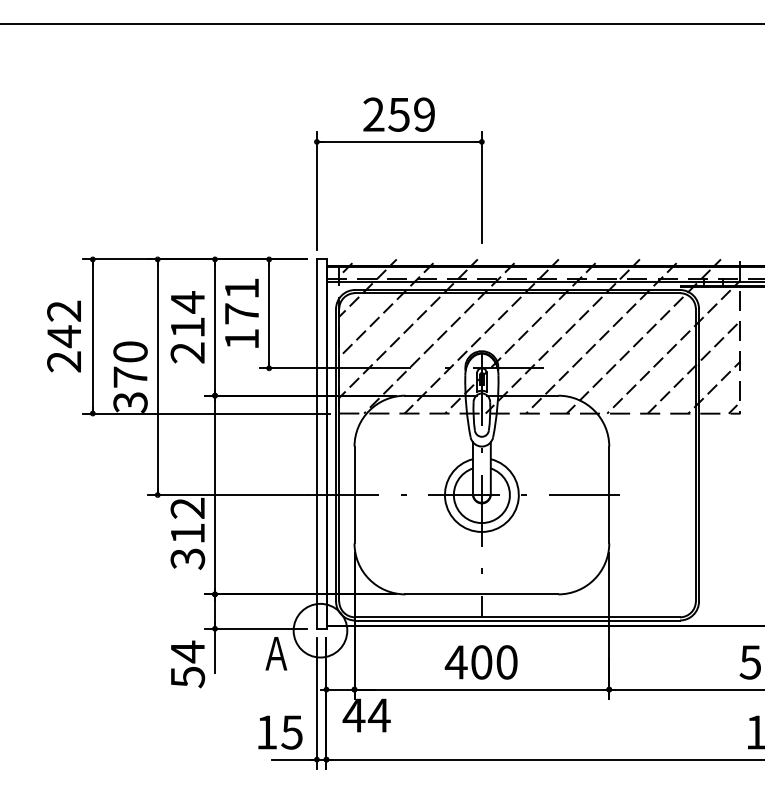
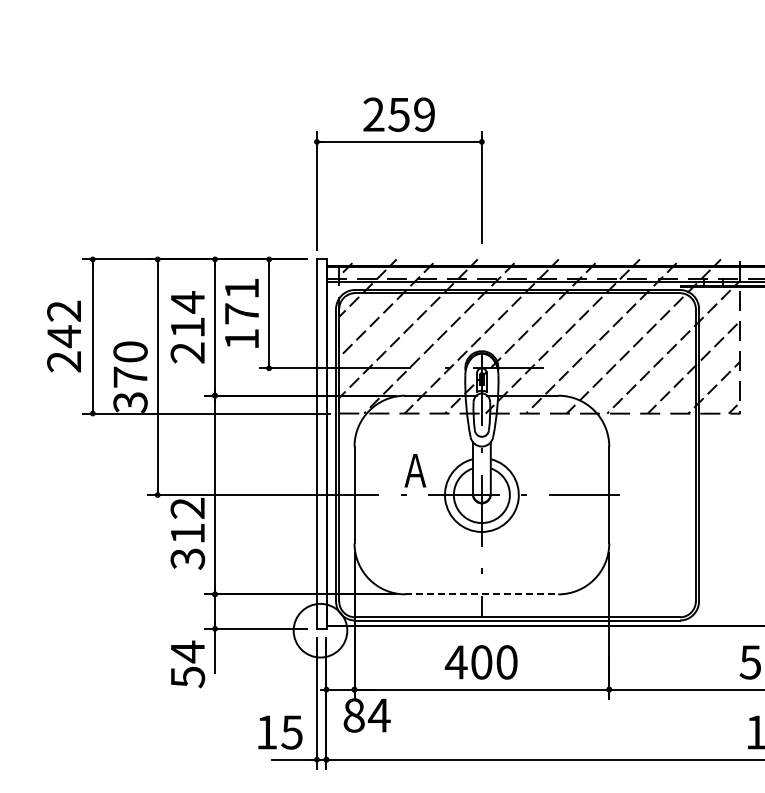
line: present -> none (381, 23)
line: solid -> dashed (482, 594)
text position: (276, 653) -> (415, 470) (415, 470)
text: 44 -> 84 (353, 715)
